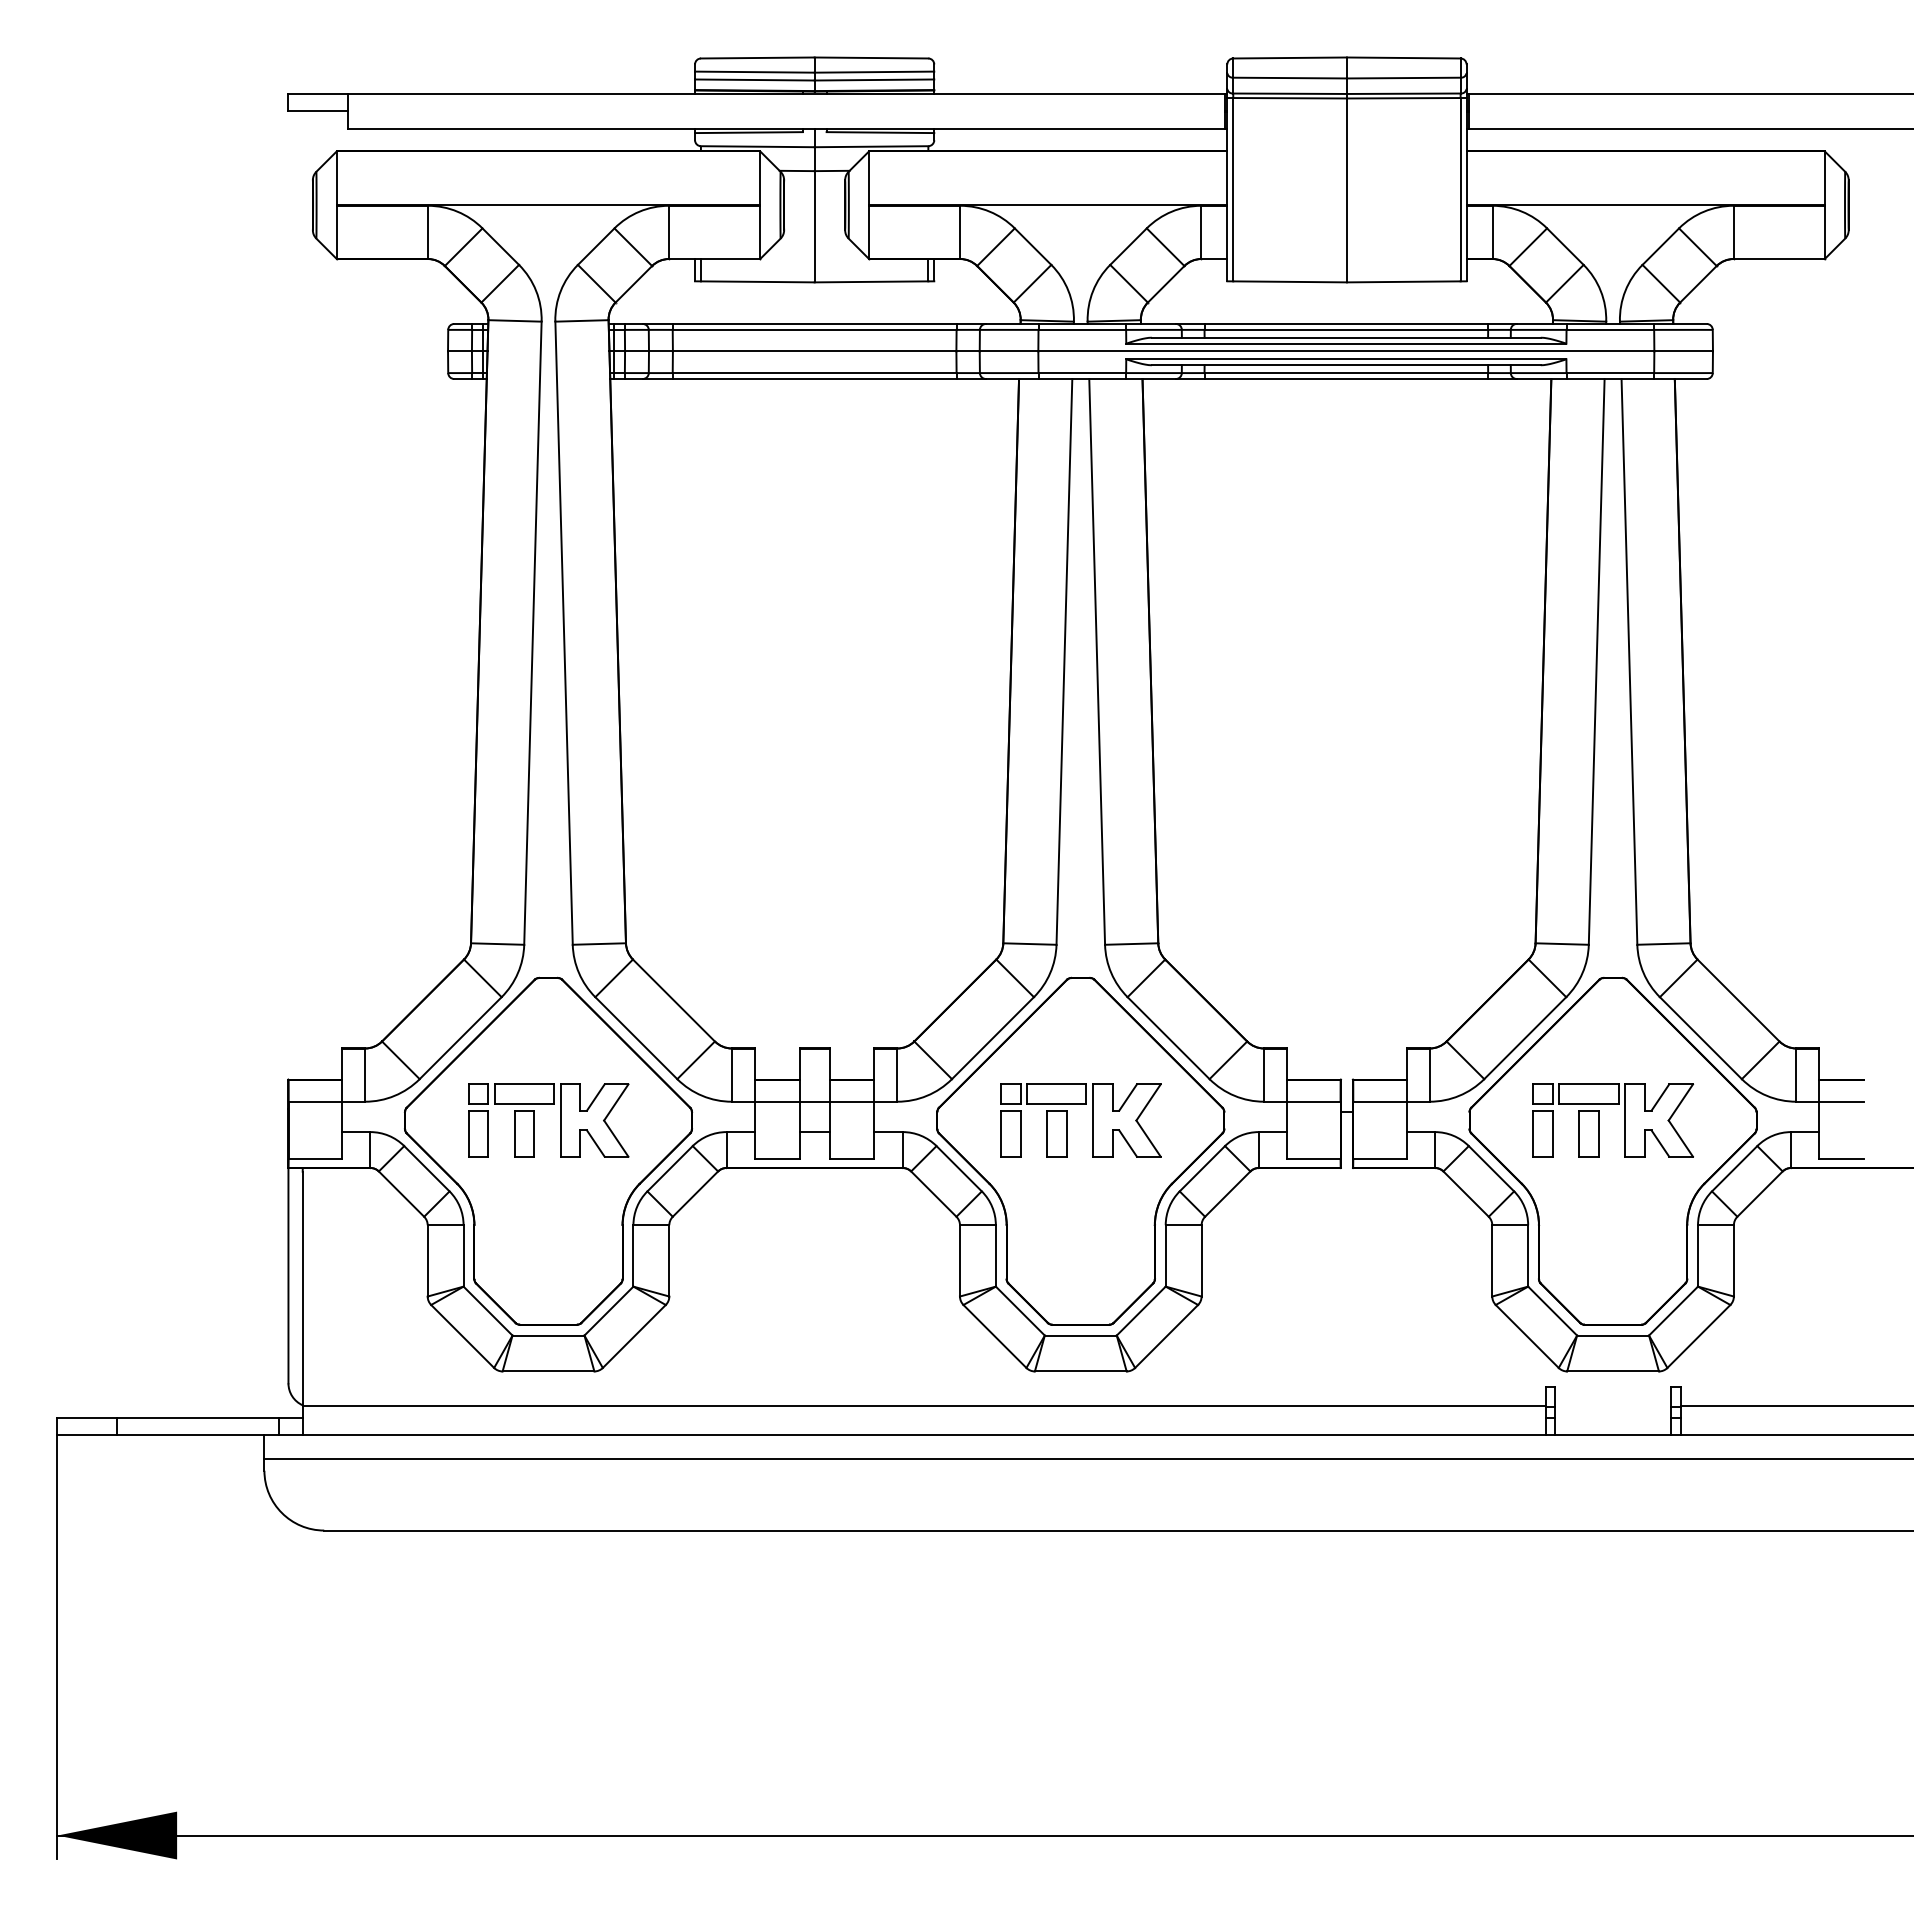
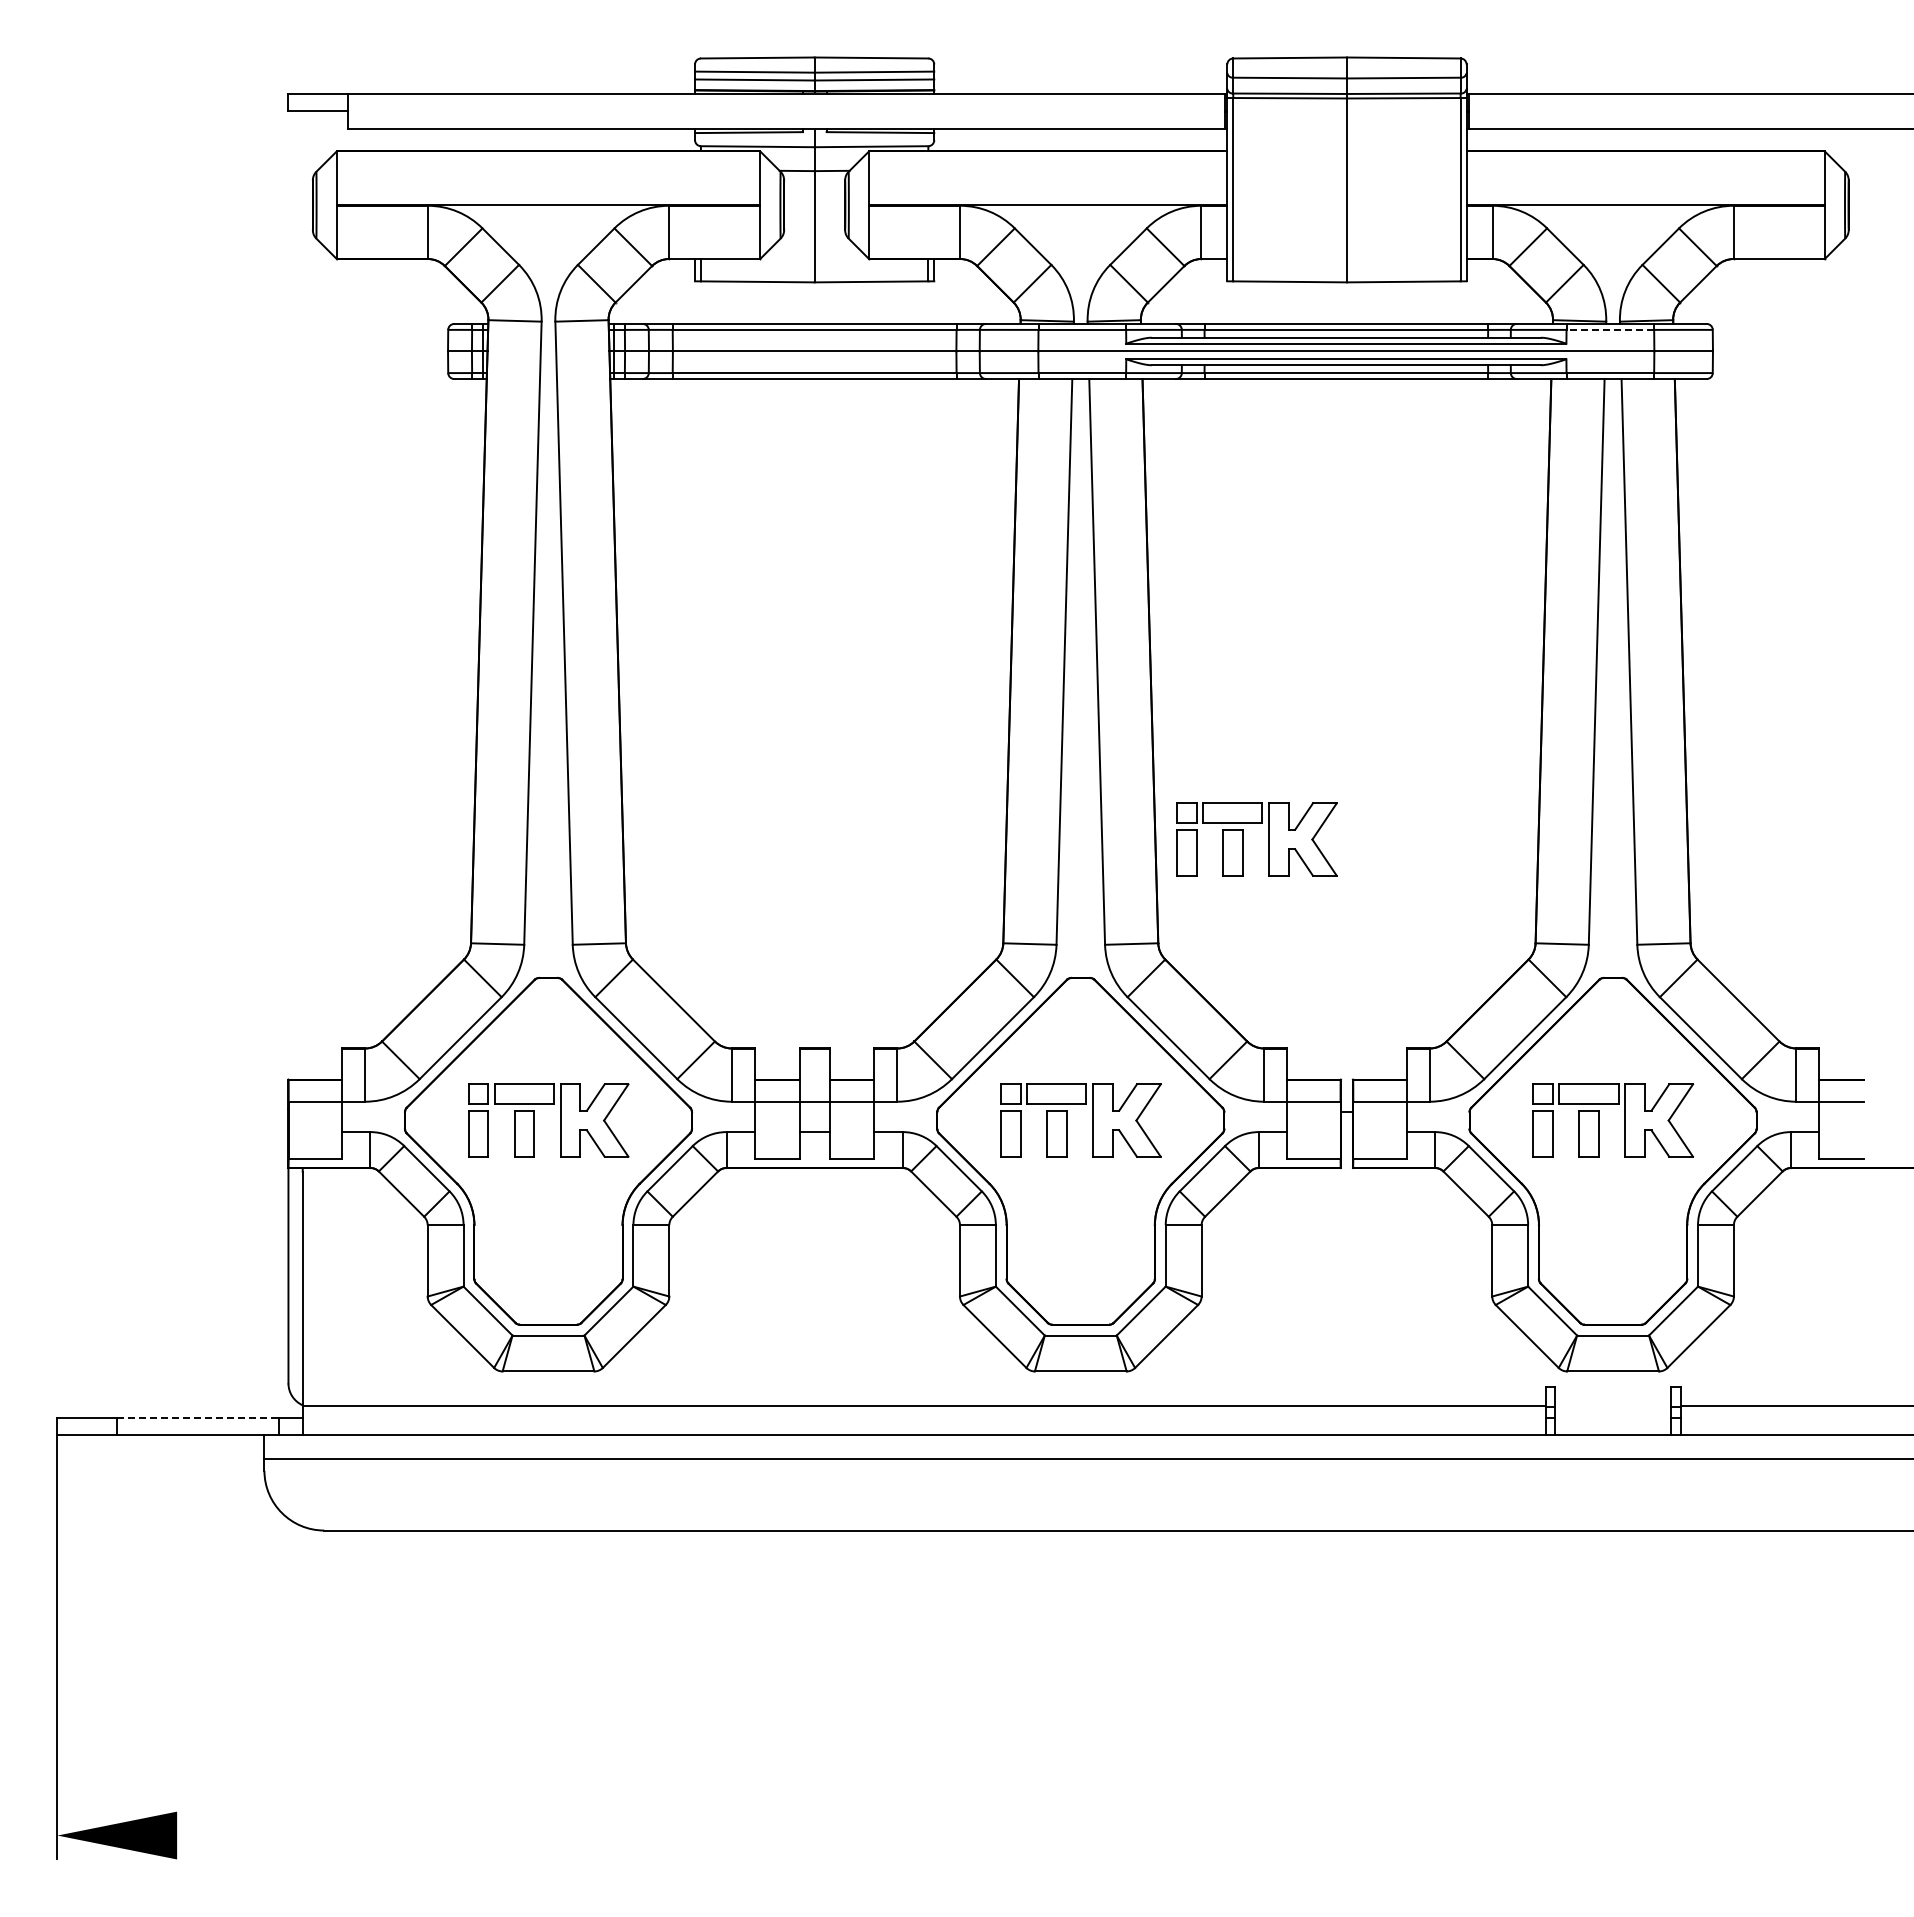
line: solid -> dashed (1610, 329)
part: none -> present (1268, 839)
line: solid -> dashed (198, 1418)
line: present -> none (983, 1835)
